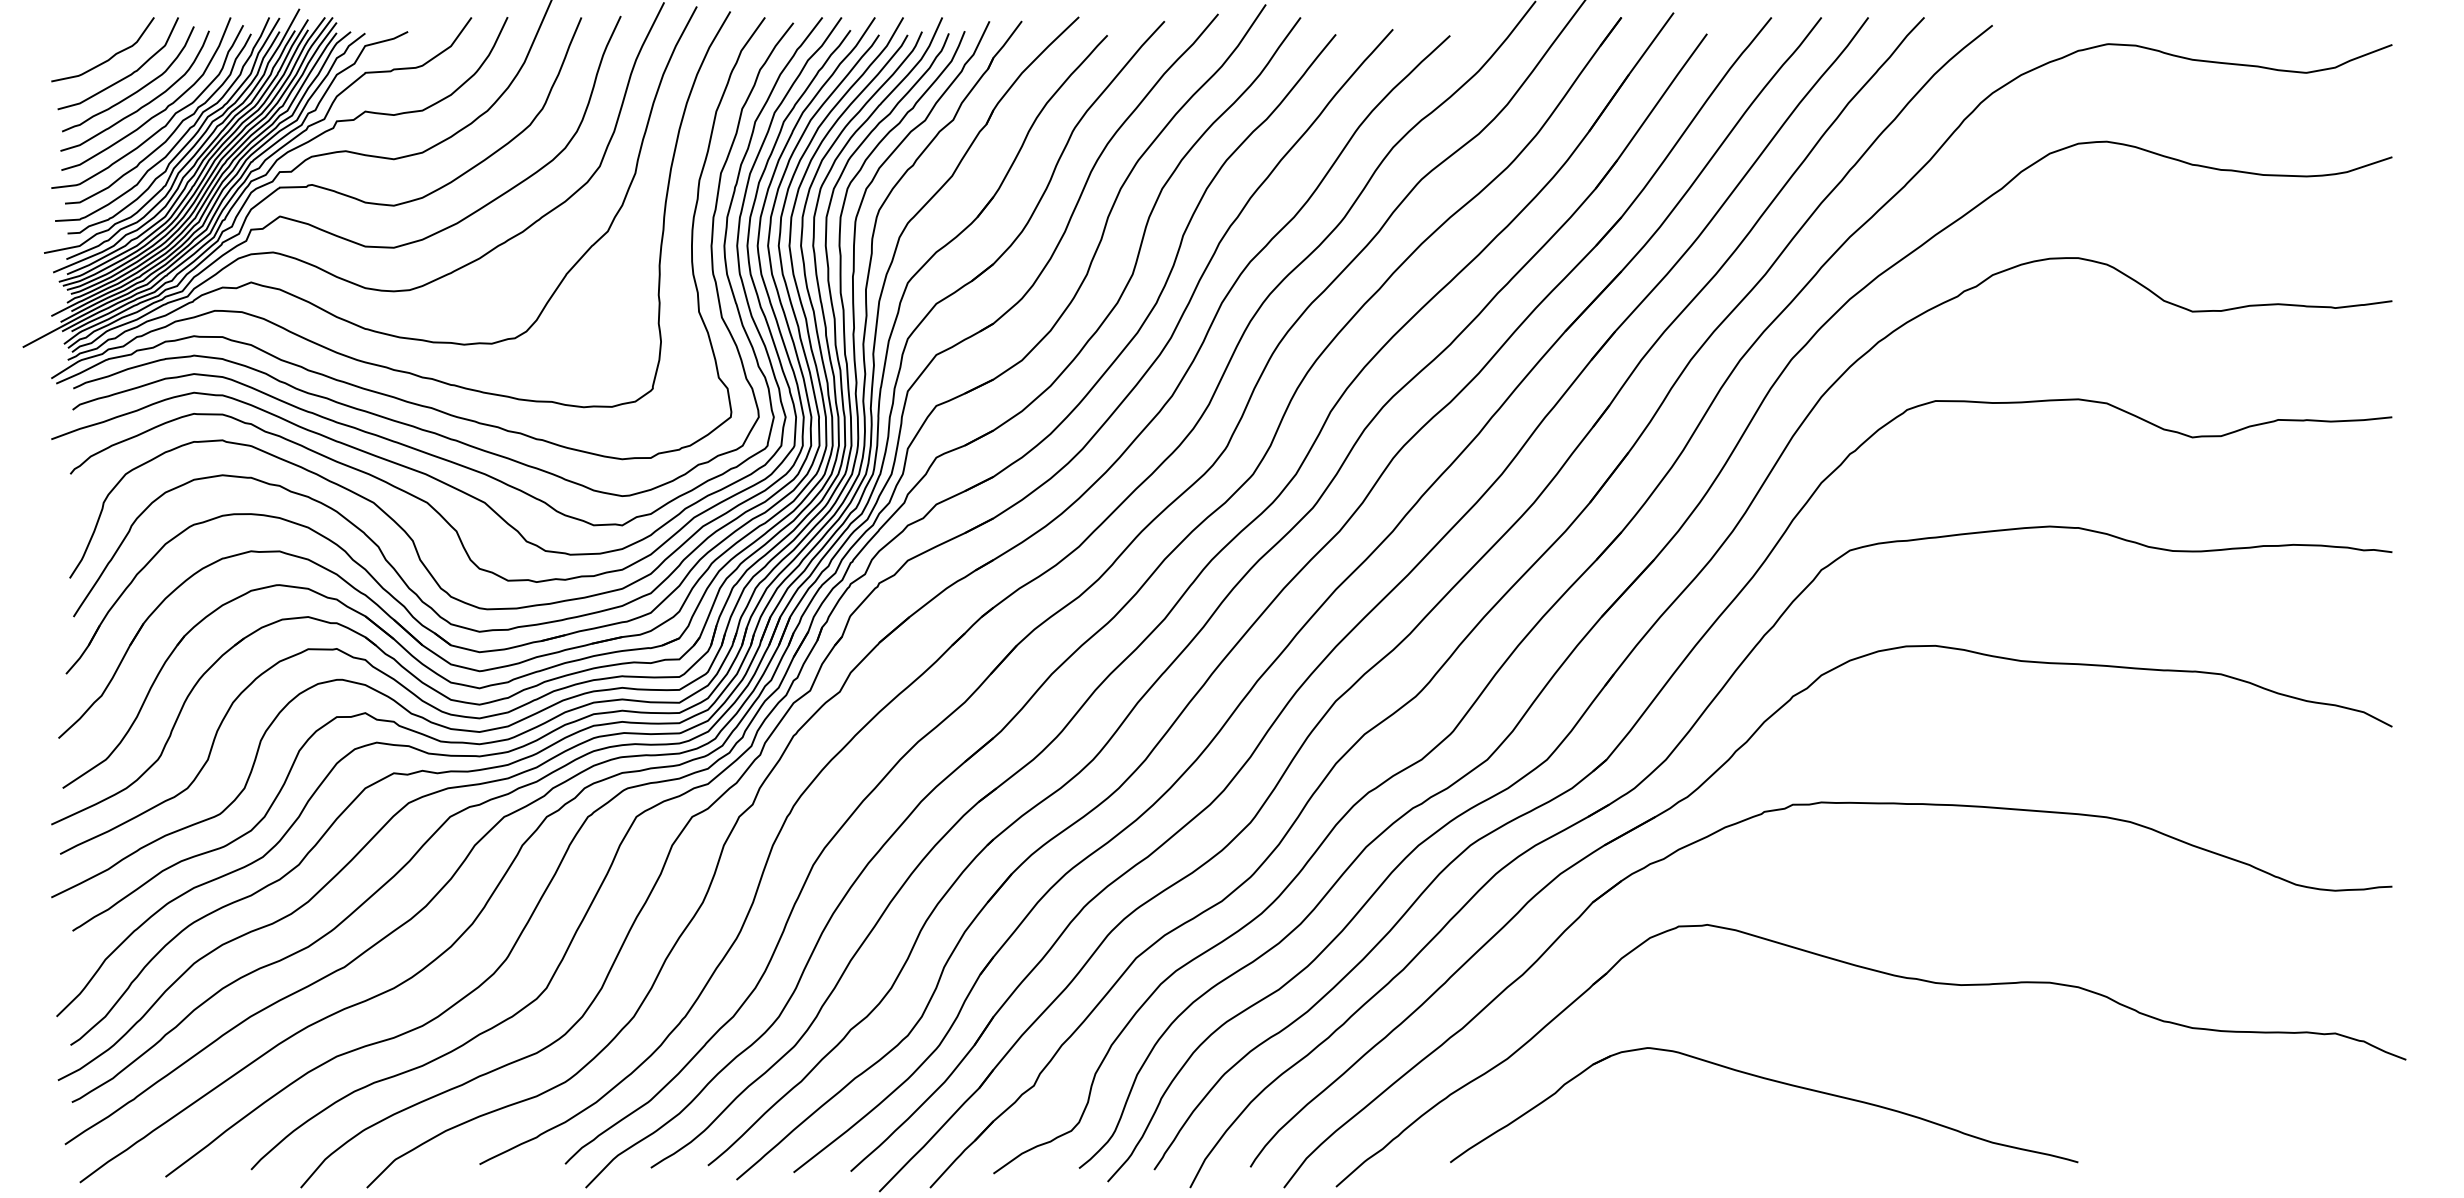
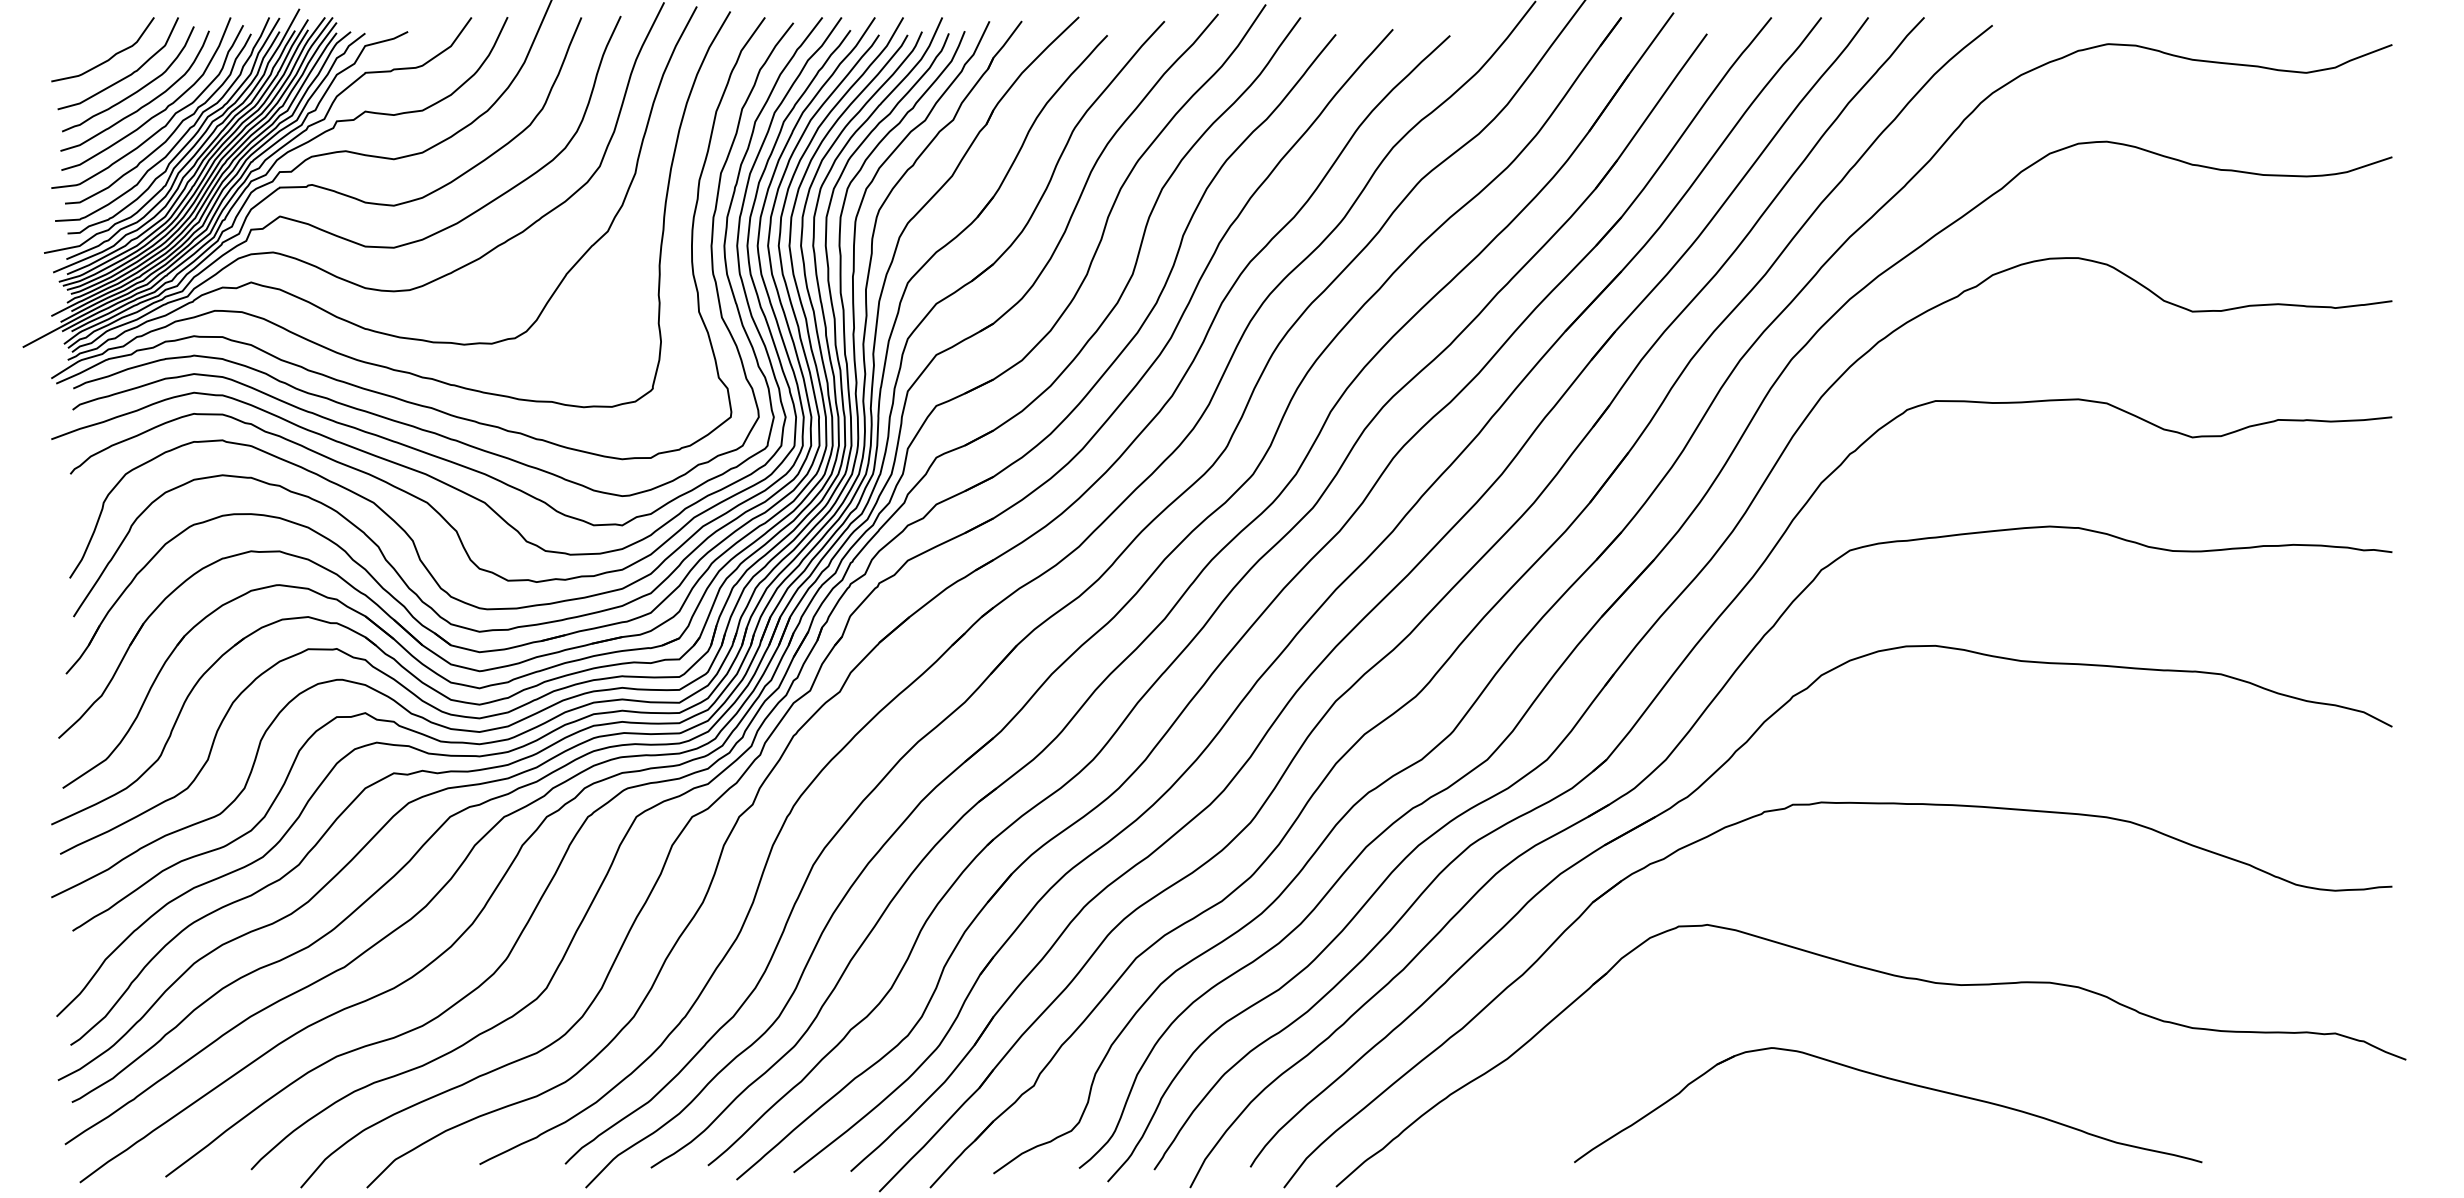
part position: (1772, 1081) -> (1896, 1081) (1896, 1081)
